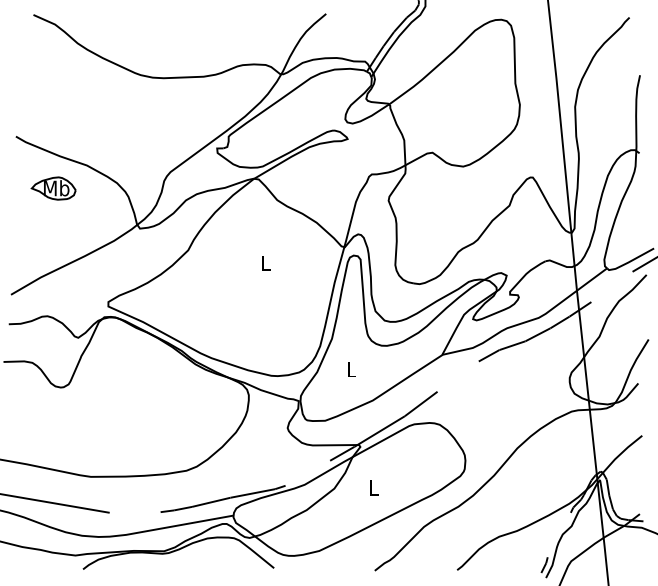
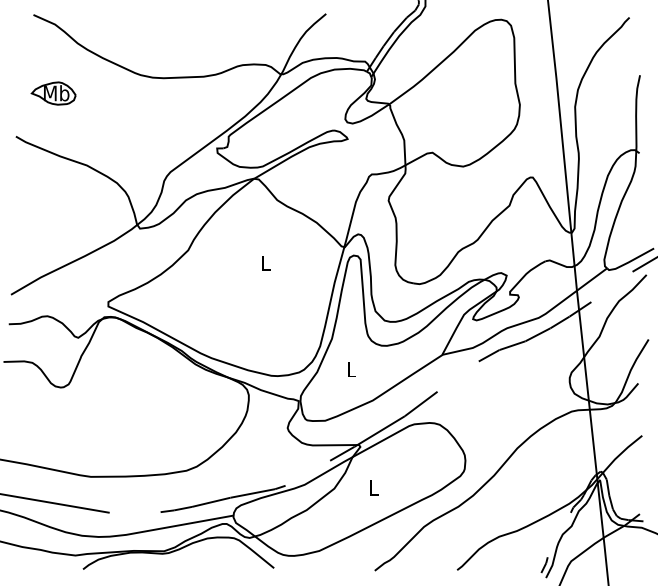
part position: (53, 188) -> (53, 93) (53, 93)
